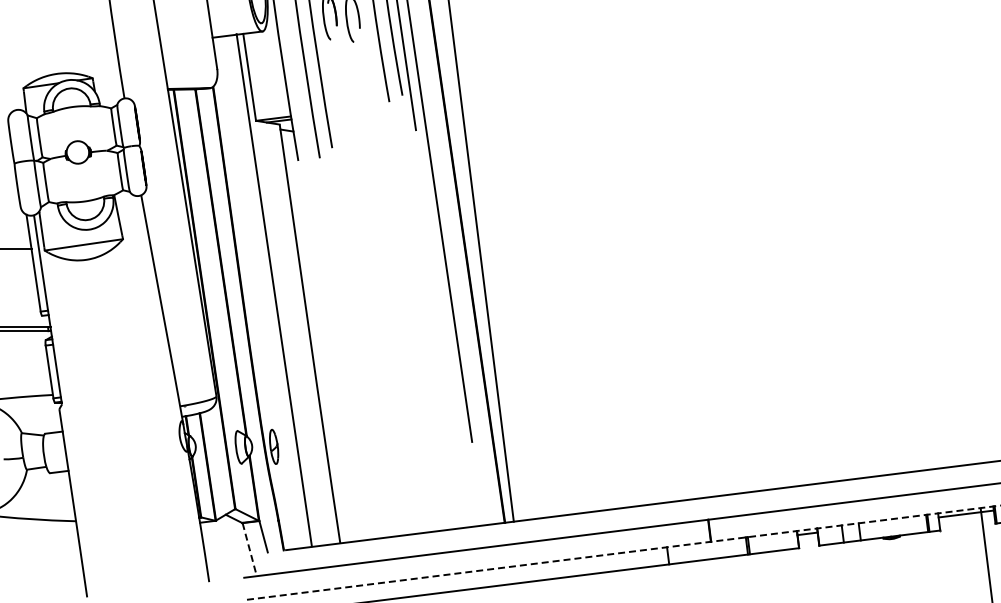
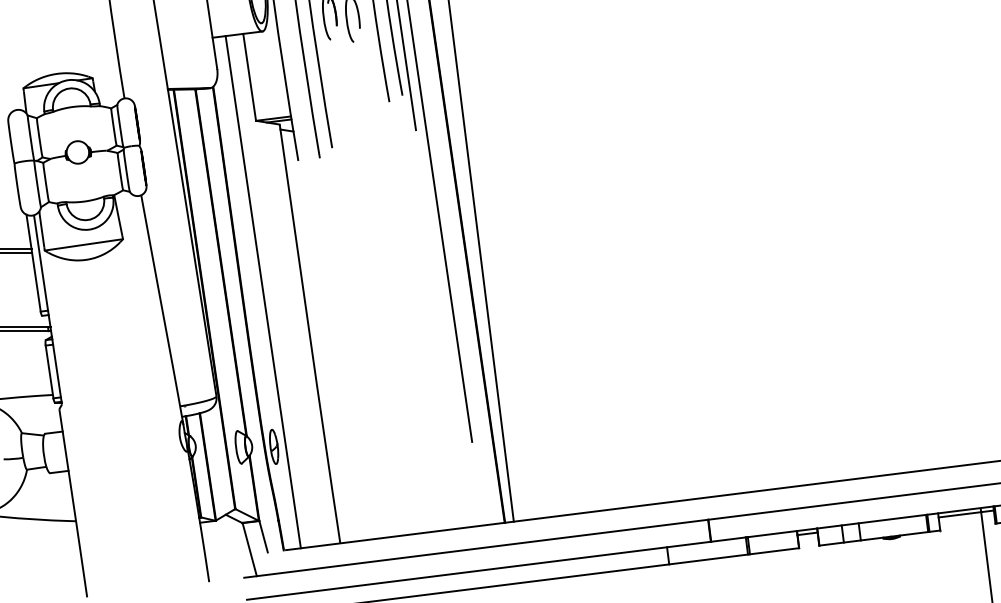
line: none -> present (17, 253)
line position: (273, 290) -> (262, 292) (262, 292)
line: dashed -> solid (249, 550)
line: dashed -> solid (623, 552)
